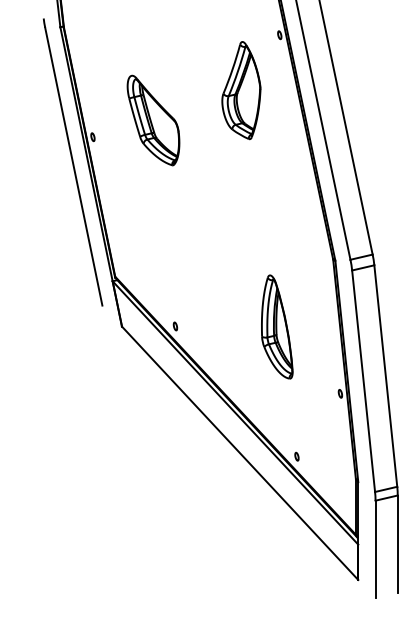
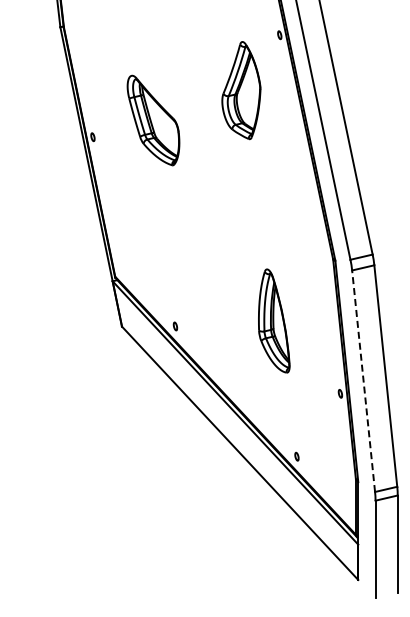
line: present -> none (73, 162)
part position: (277, 326) -> (274, 320) (274, 320)
line: solid -> dashed (363, 380)
